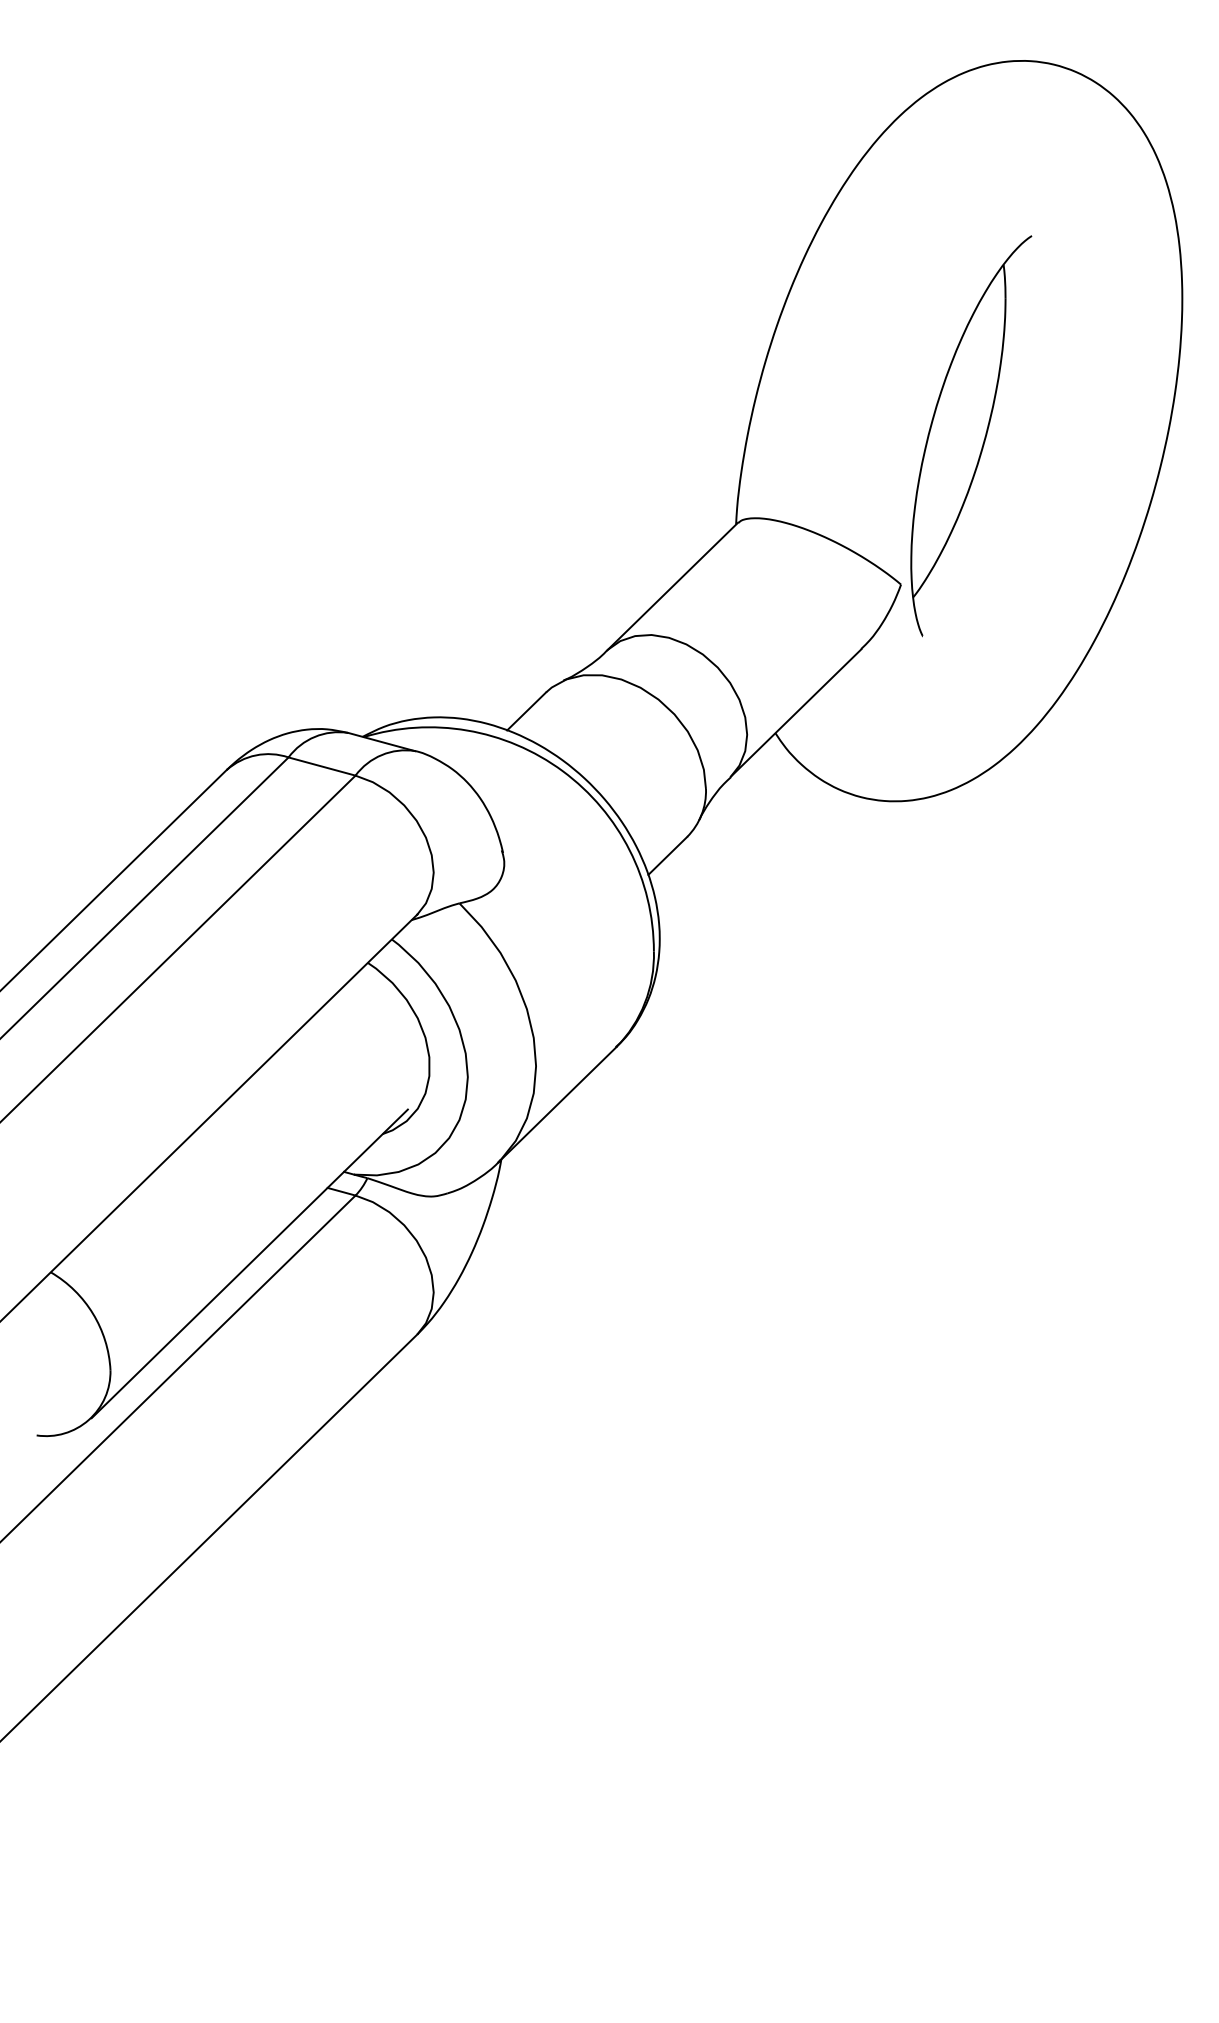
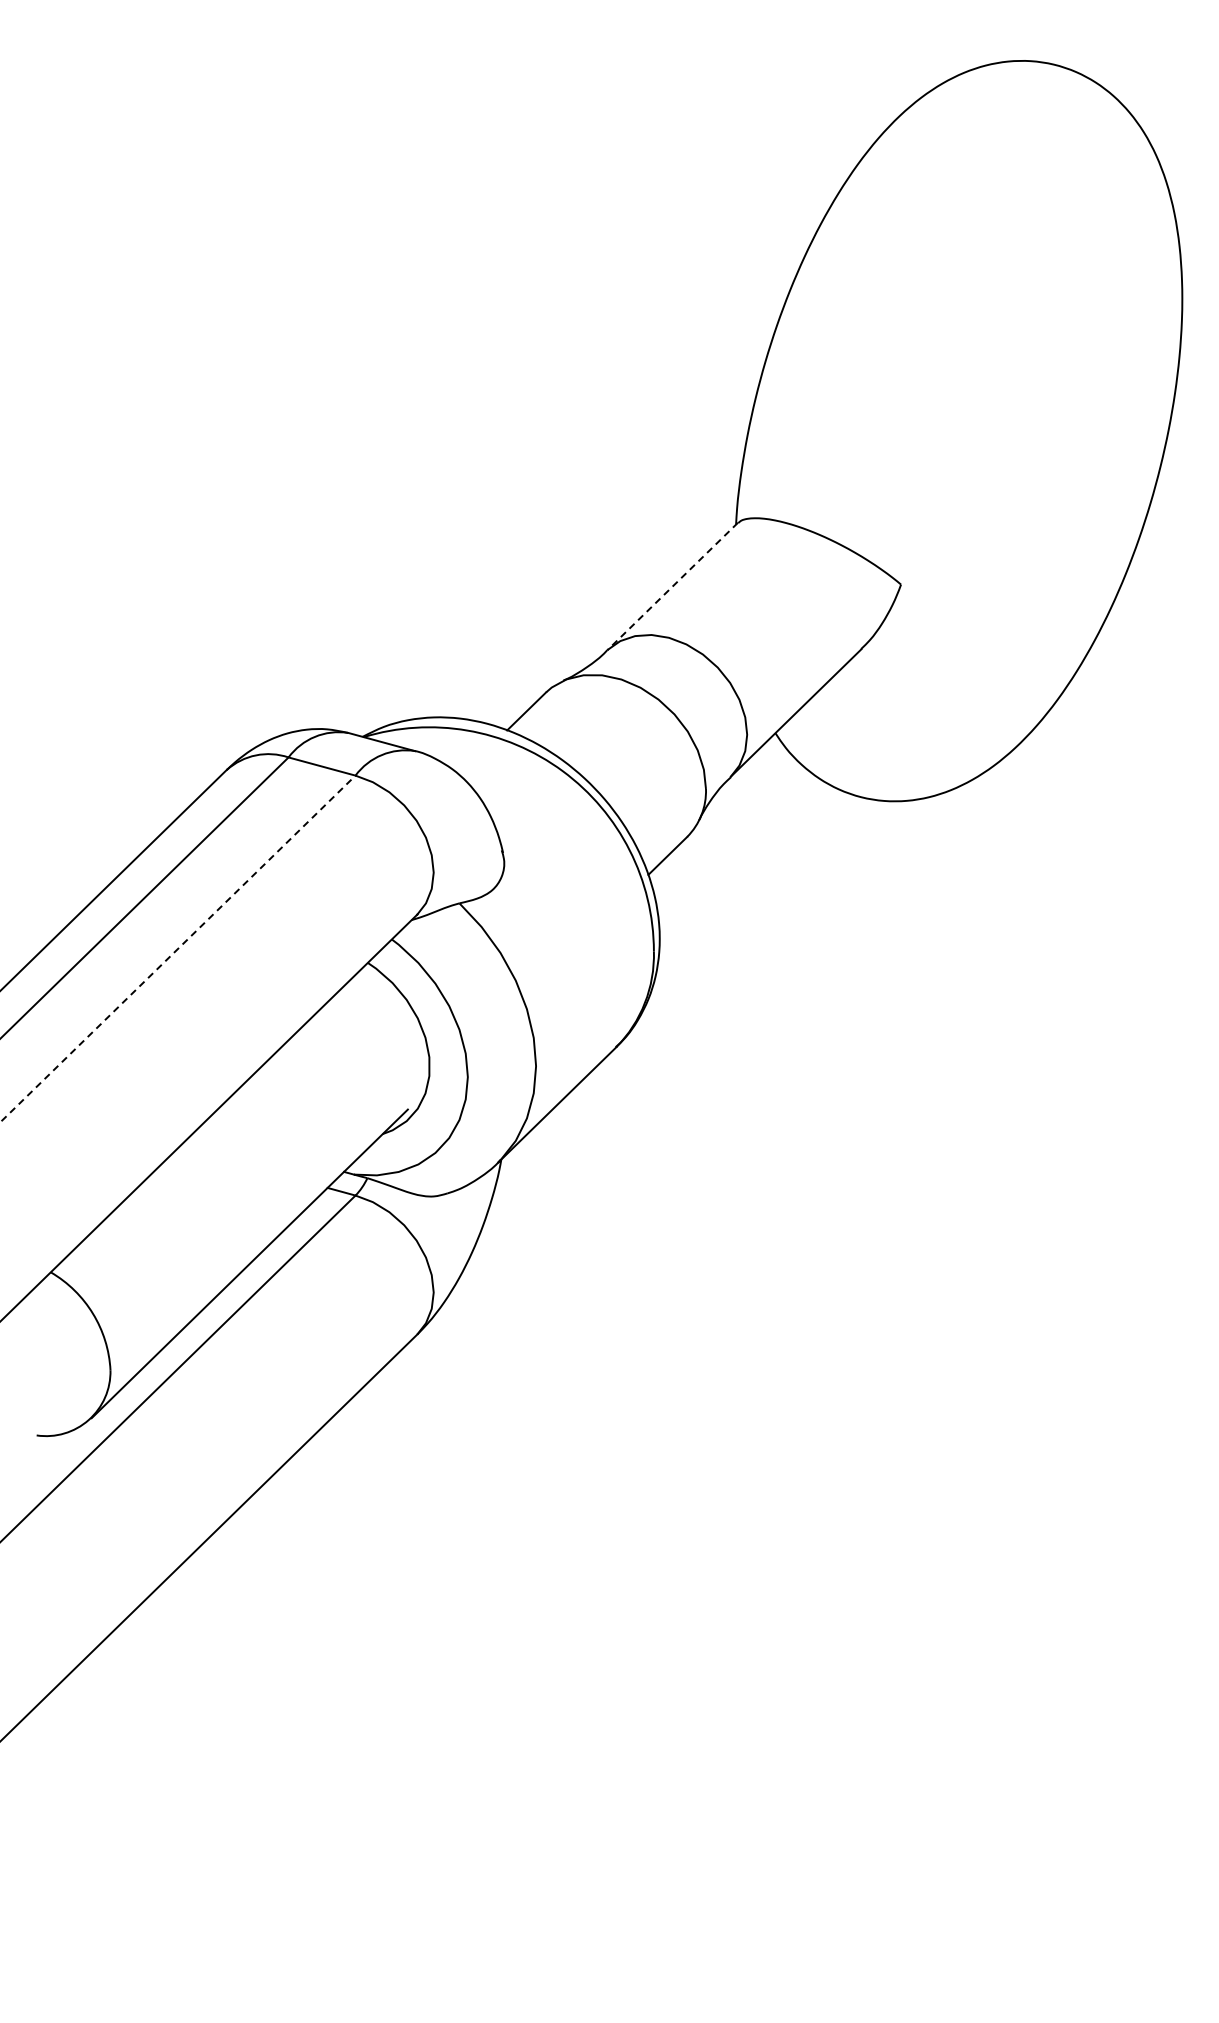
part: present -> none (971, 436)
line: solid -> dashed (672, 586)
line: solid -> dashed (178, 948)
